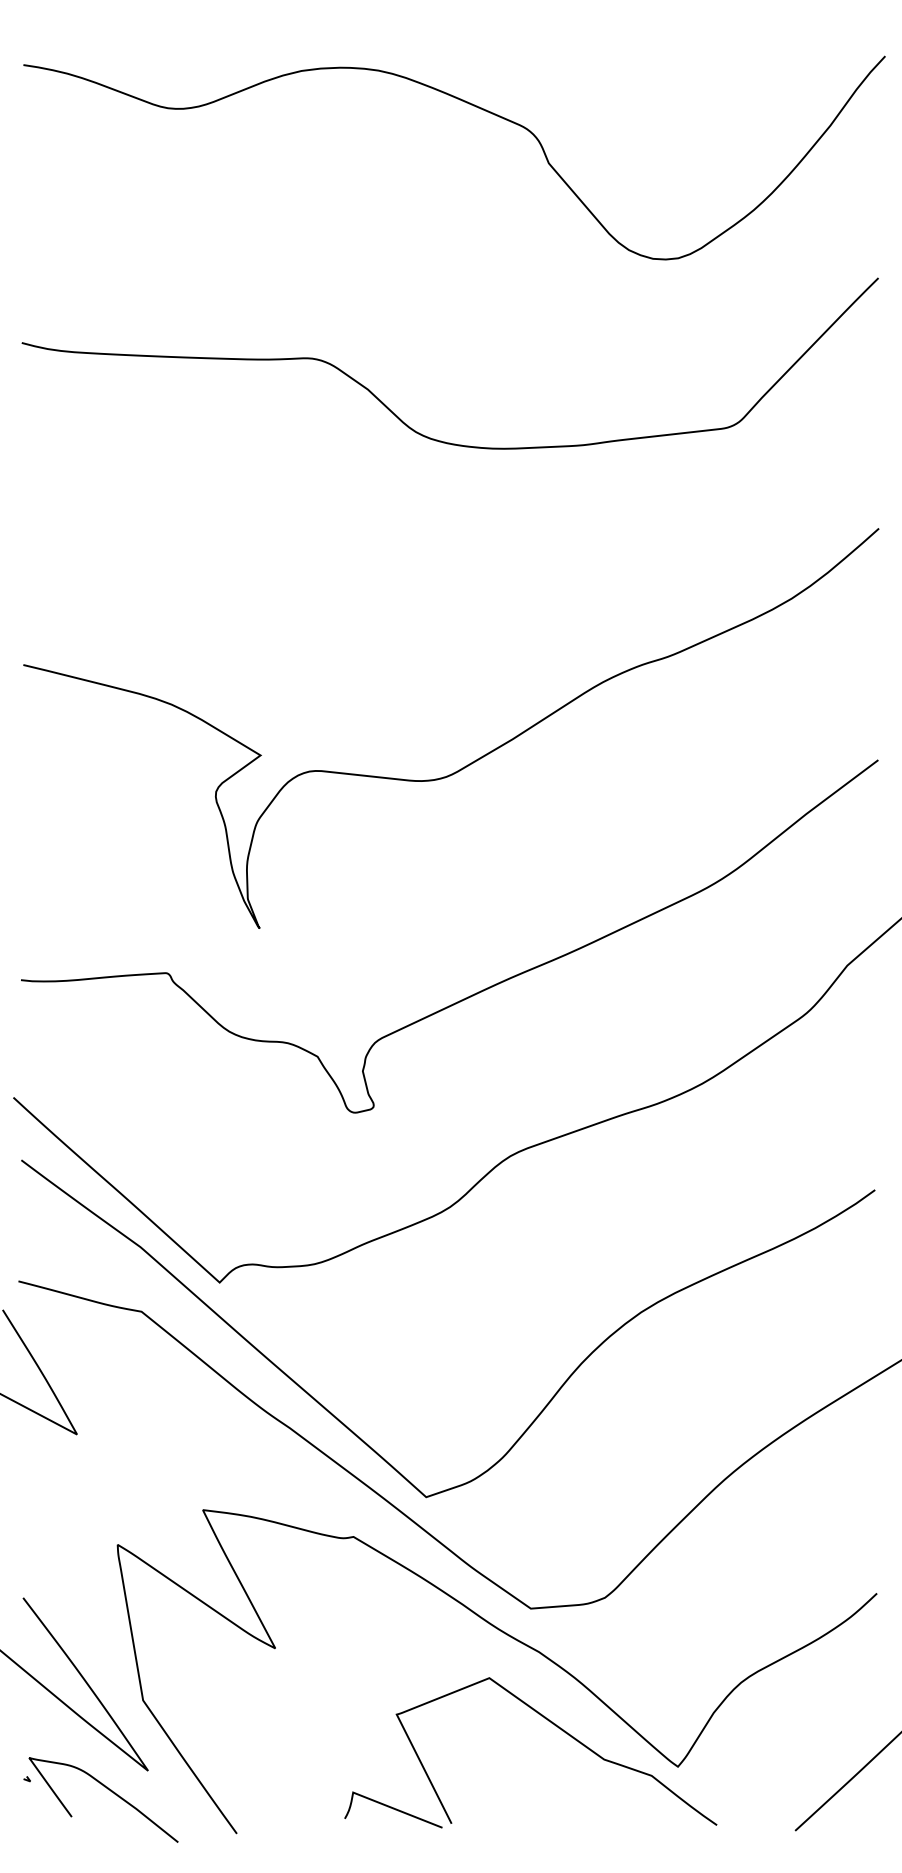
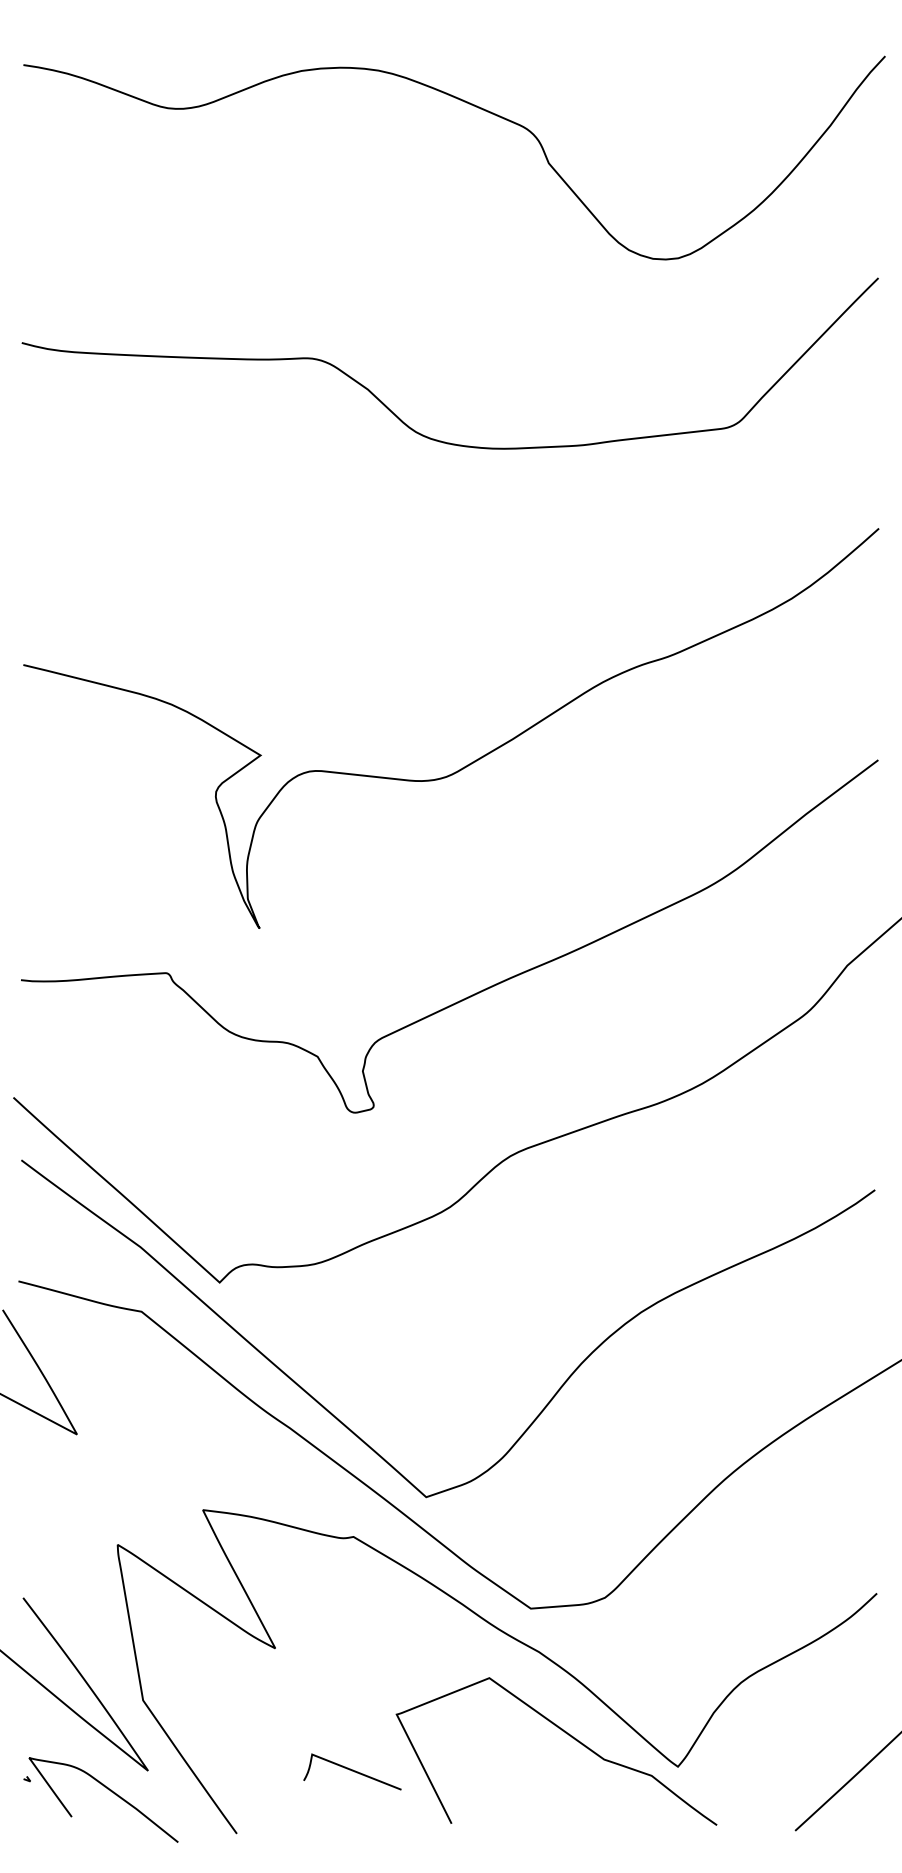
curve position: (393, 1809) -> (352, 1771) (352, 1771)
